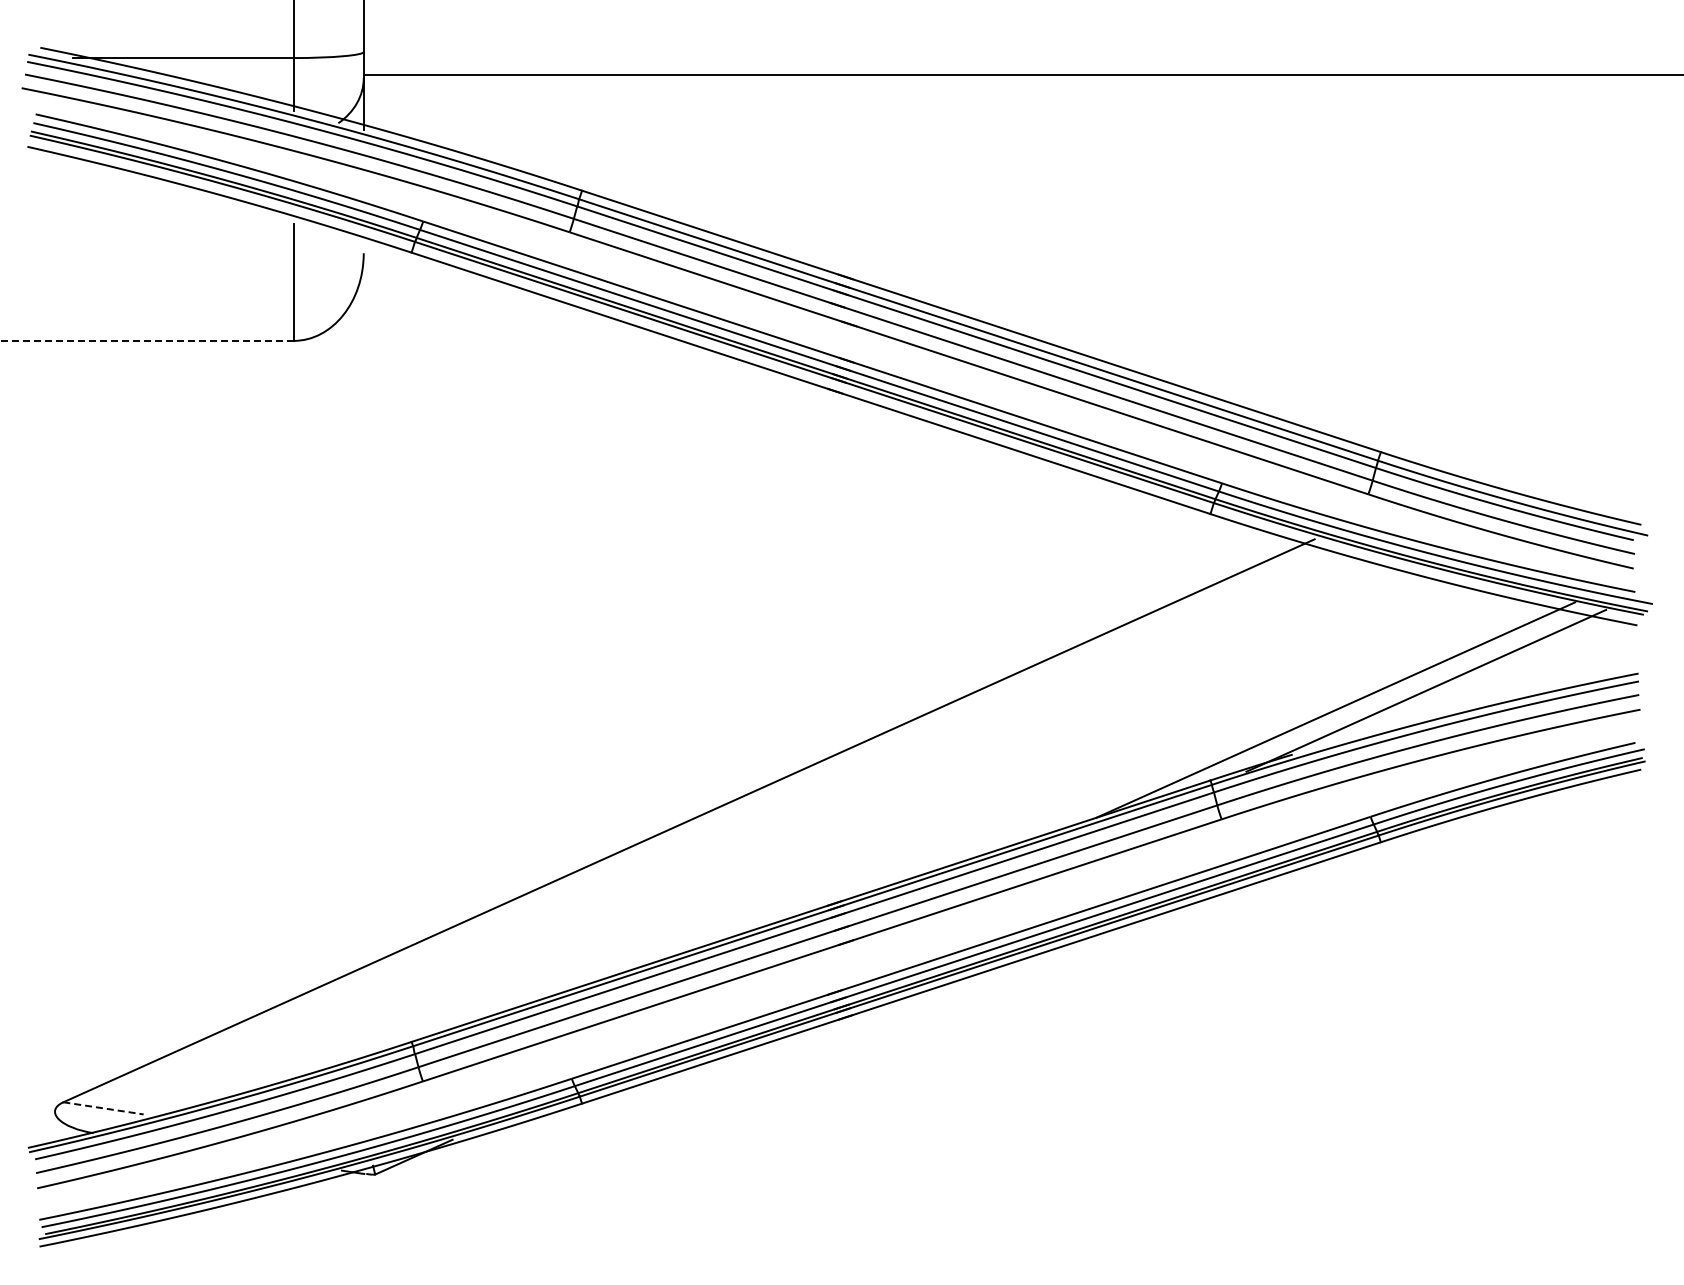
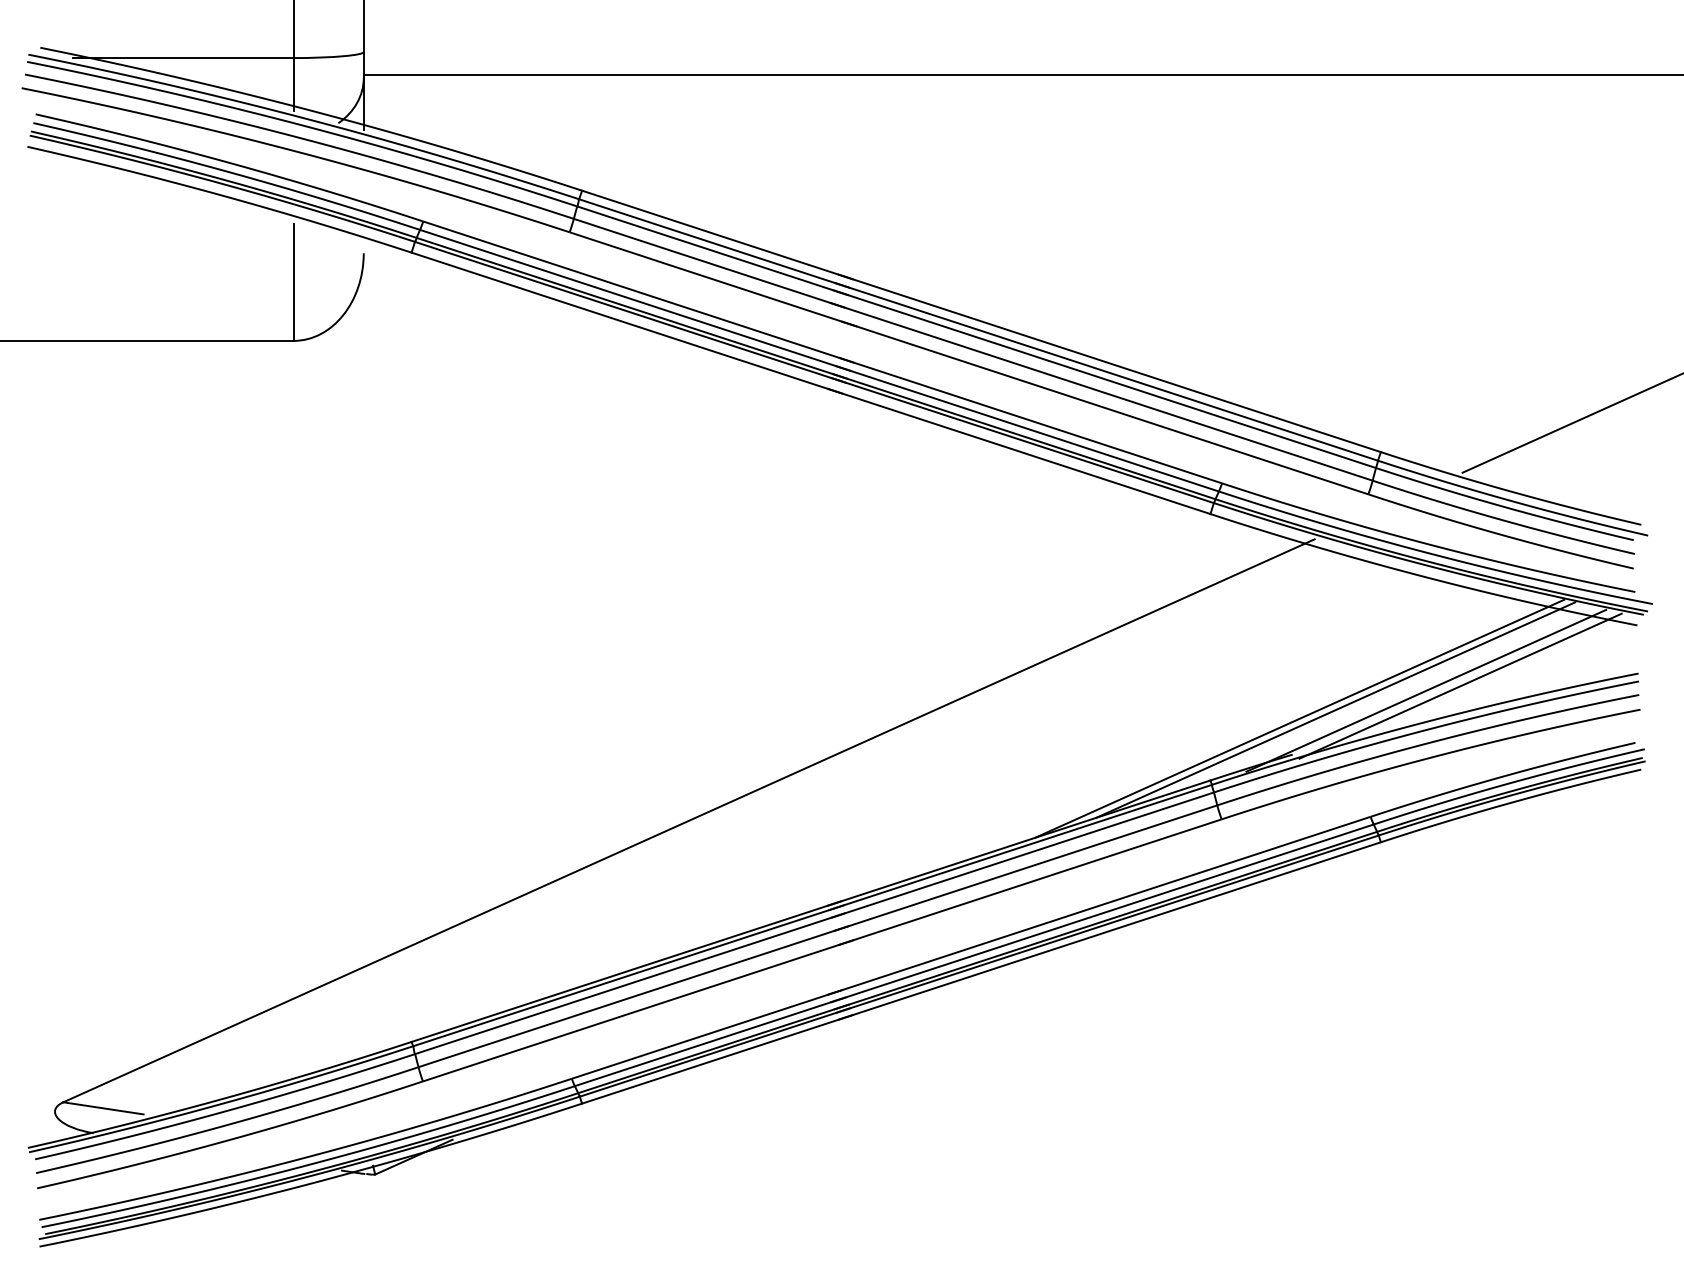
line: dashed -> solid (146, 340)
line: none -> present (1571, 423)
line: none -> present (1460, 685)
line: none -> present (1299, 718)
line: dashed -> solid (103, 1108)
